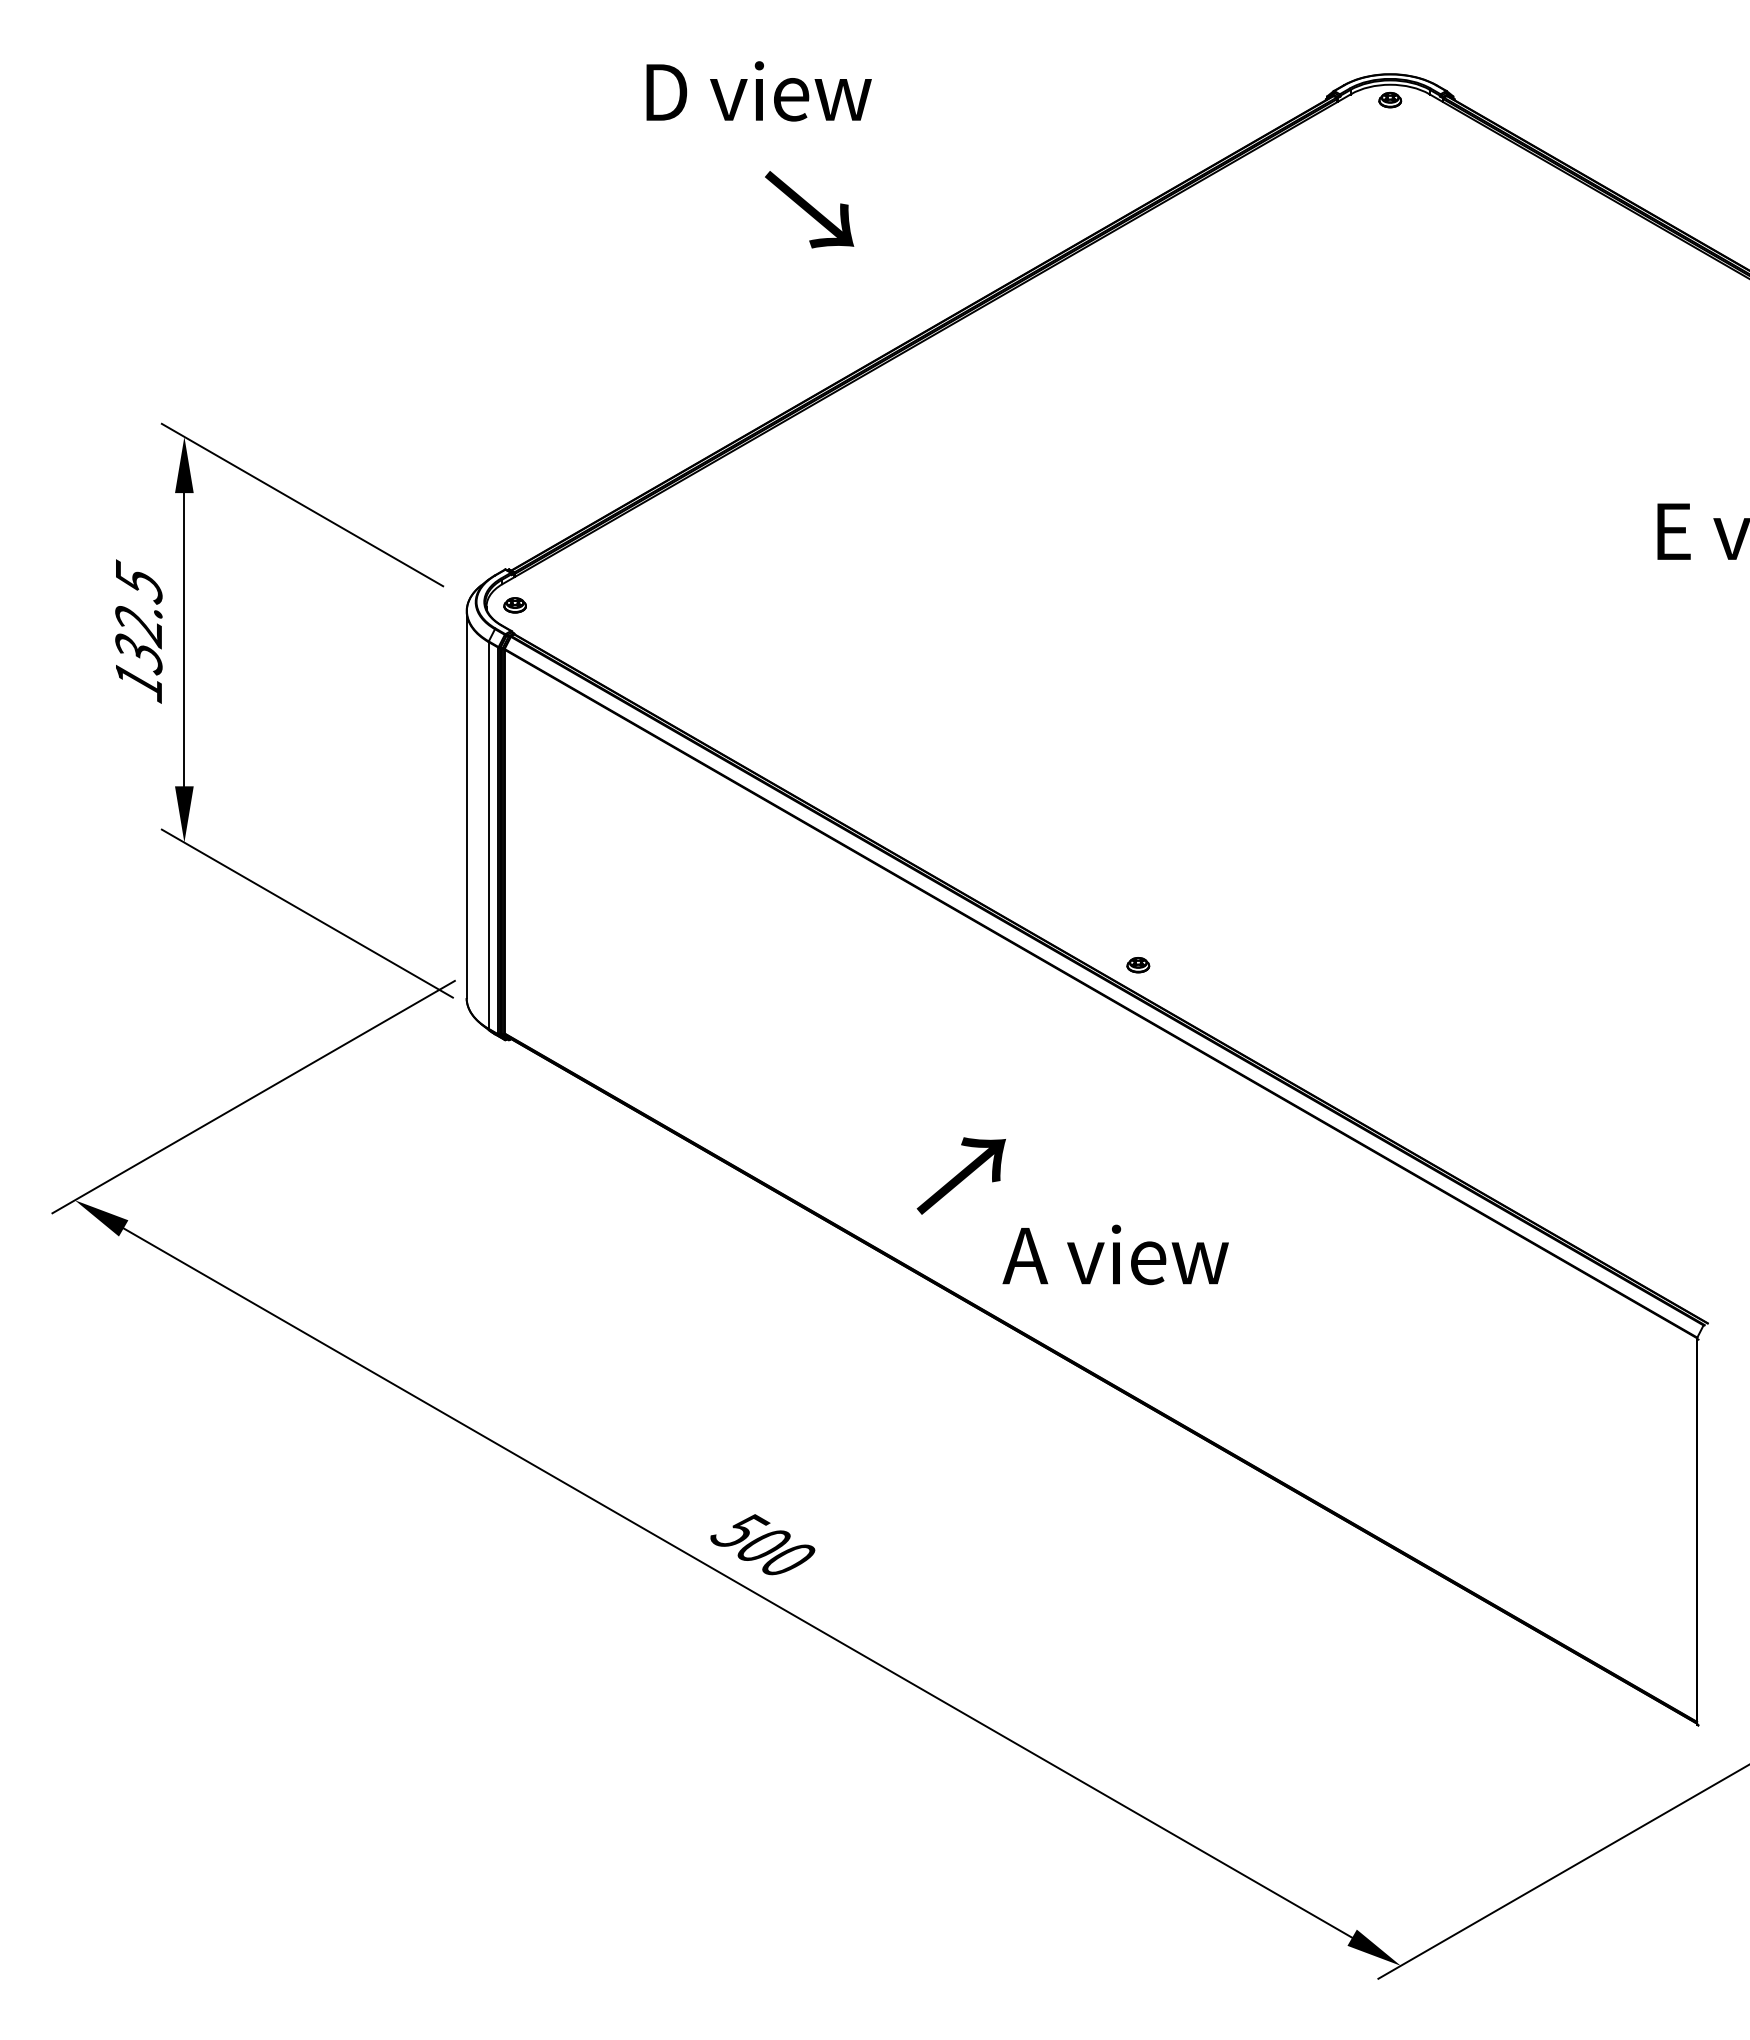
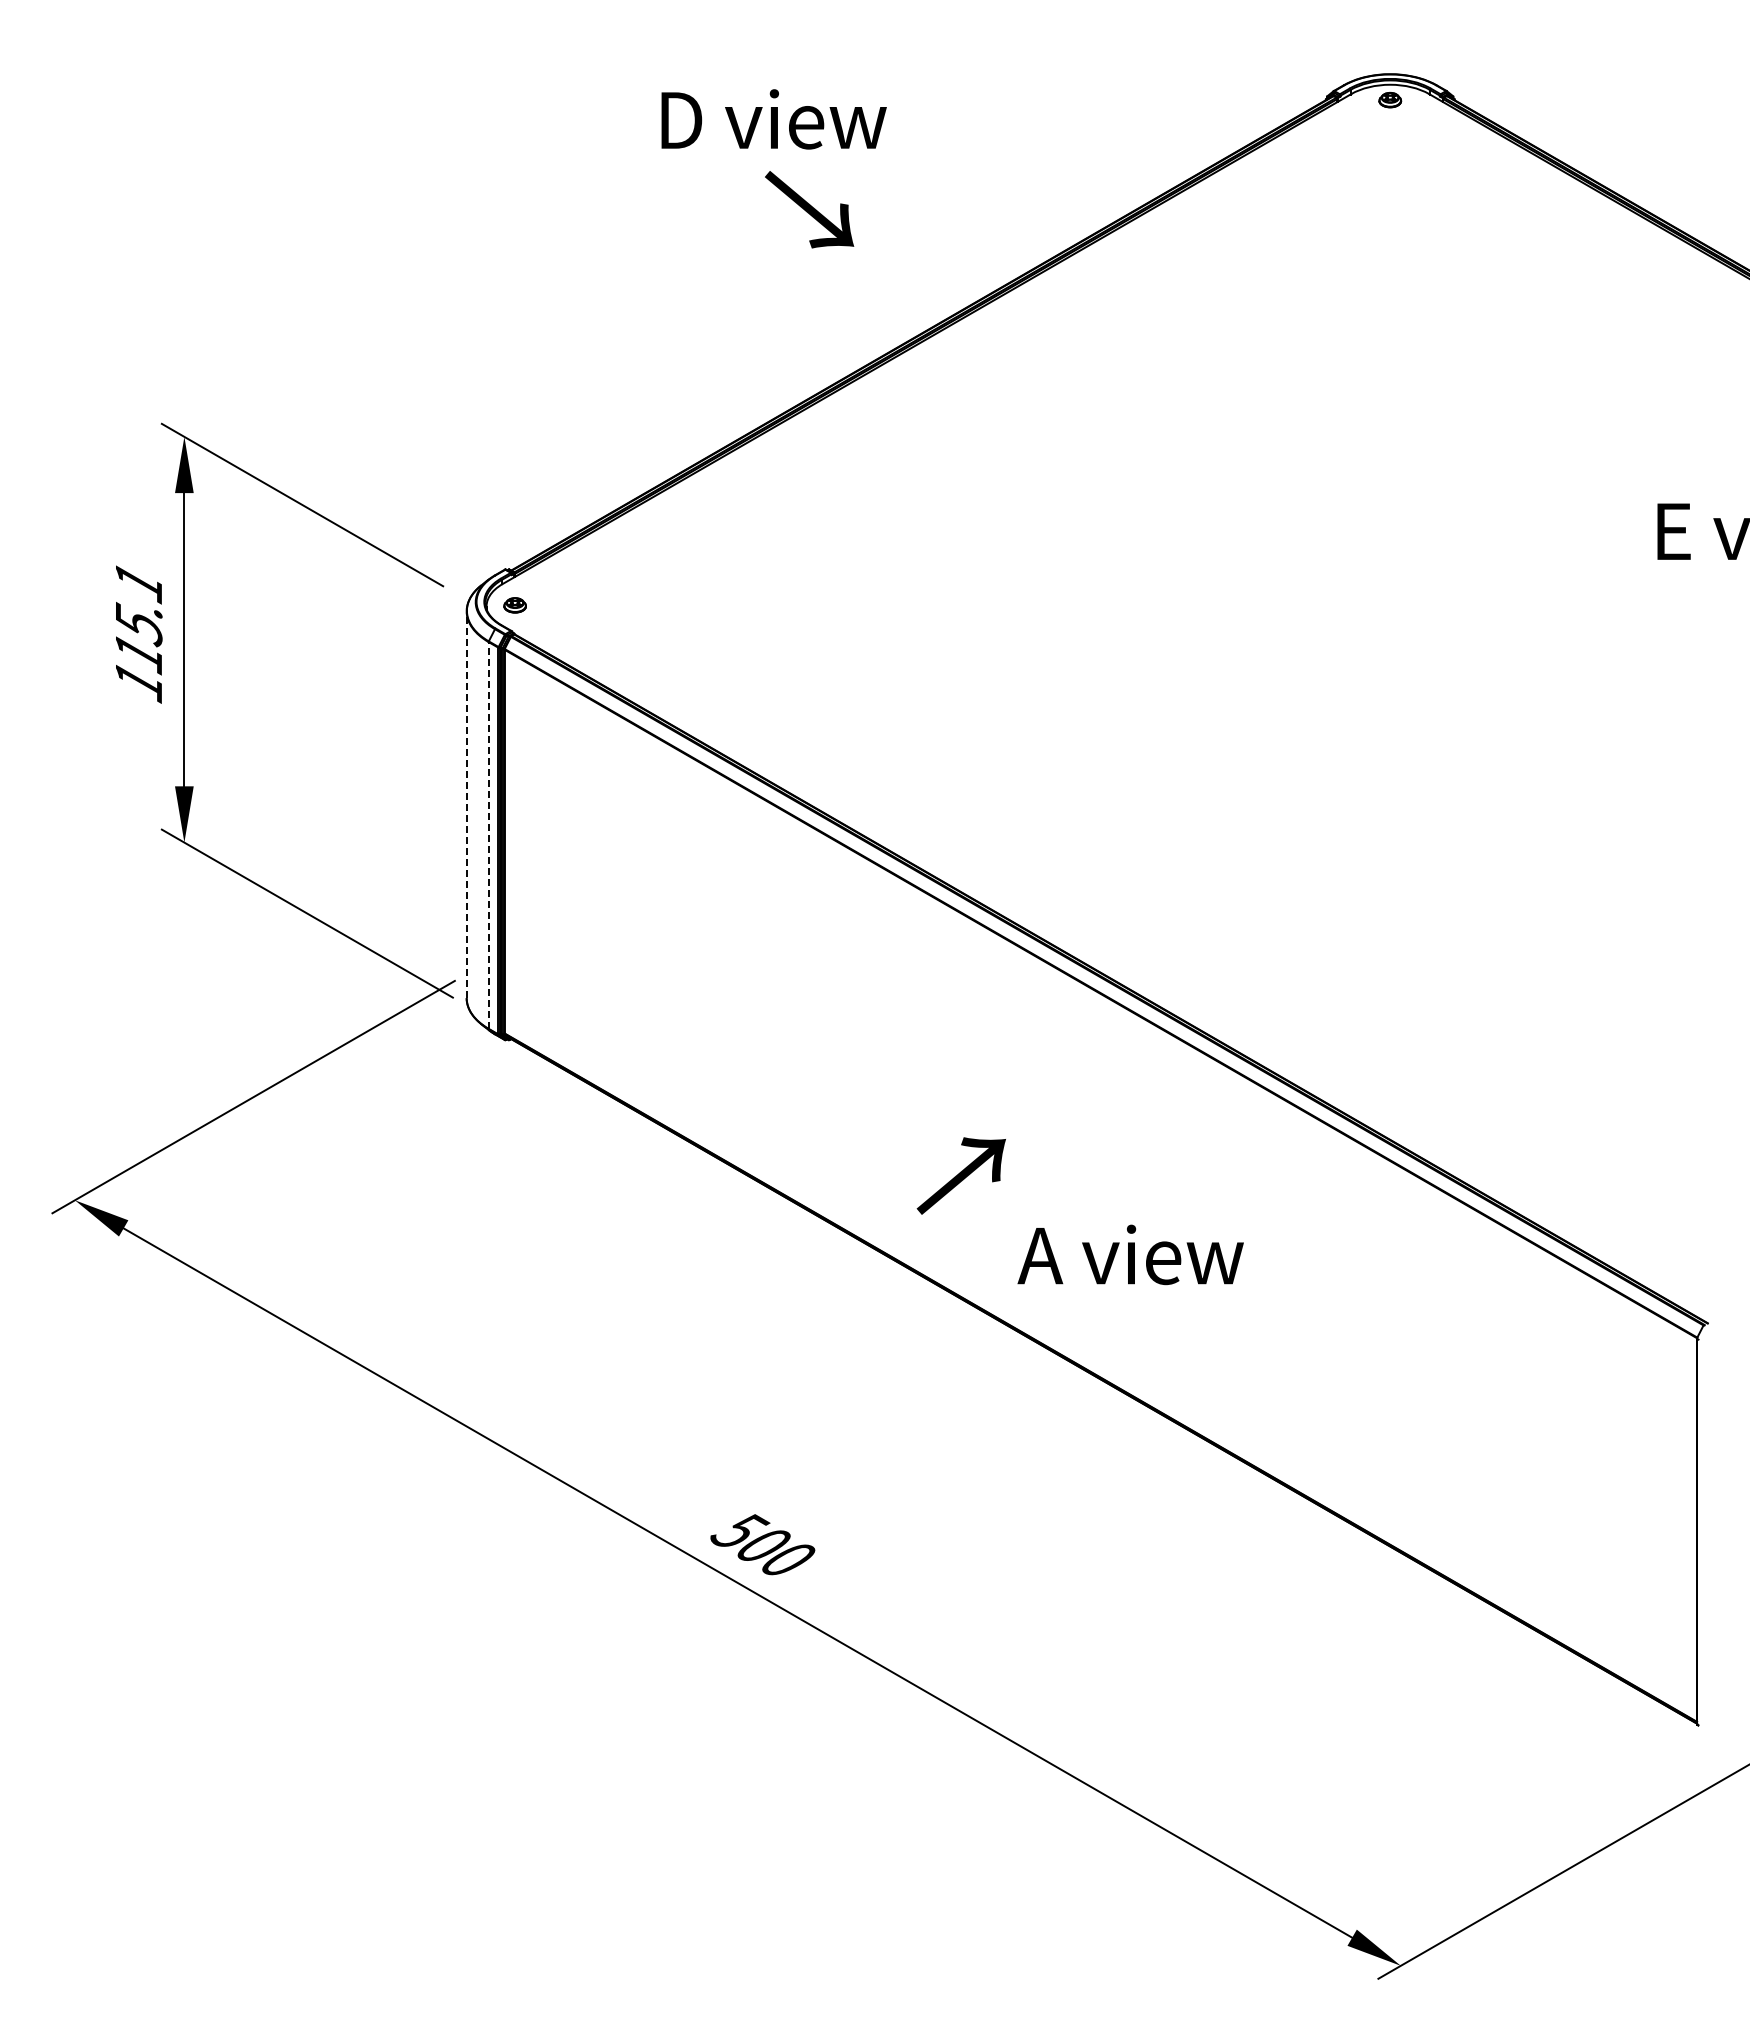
text position: (758, 91) -> (773, 119) (773, 119)
text: 132.5 -> 115.1 (138, 617)
line: solid -> dashed (466, 804)
line: solid -> dashed (488, 834)
part: present -> none (1138, 965)
text position: (1115, 1254) -> (1130, 1254) (1130, 1254)
